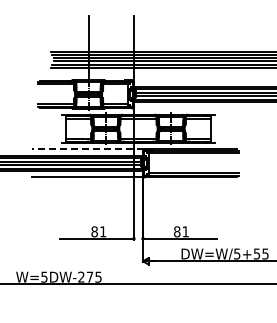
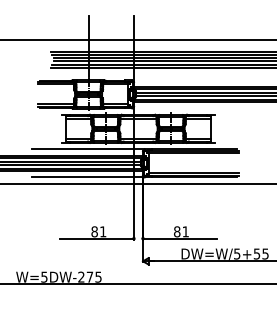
line: none -> present (137, 39)
line: dashed -> solid (88, 149)
line: none -> present (137, 183)
